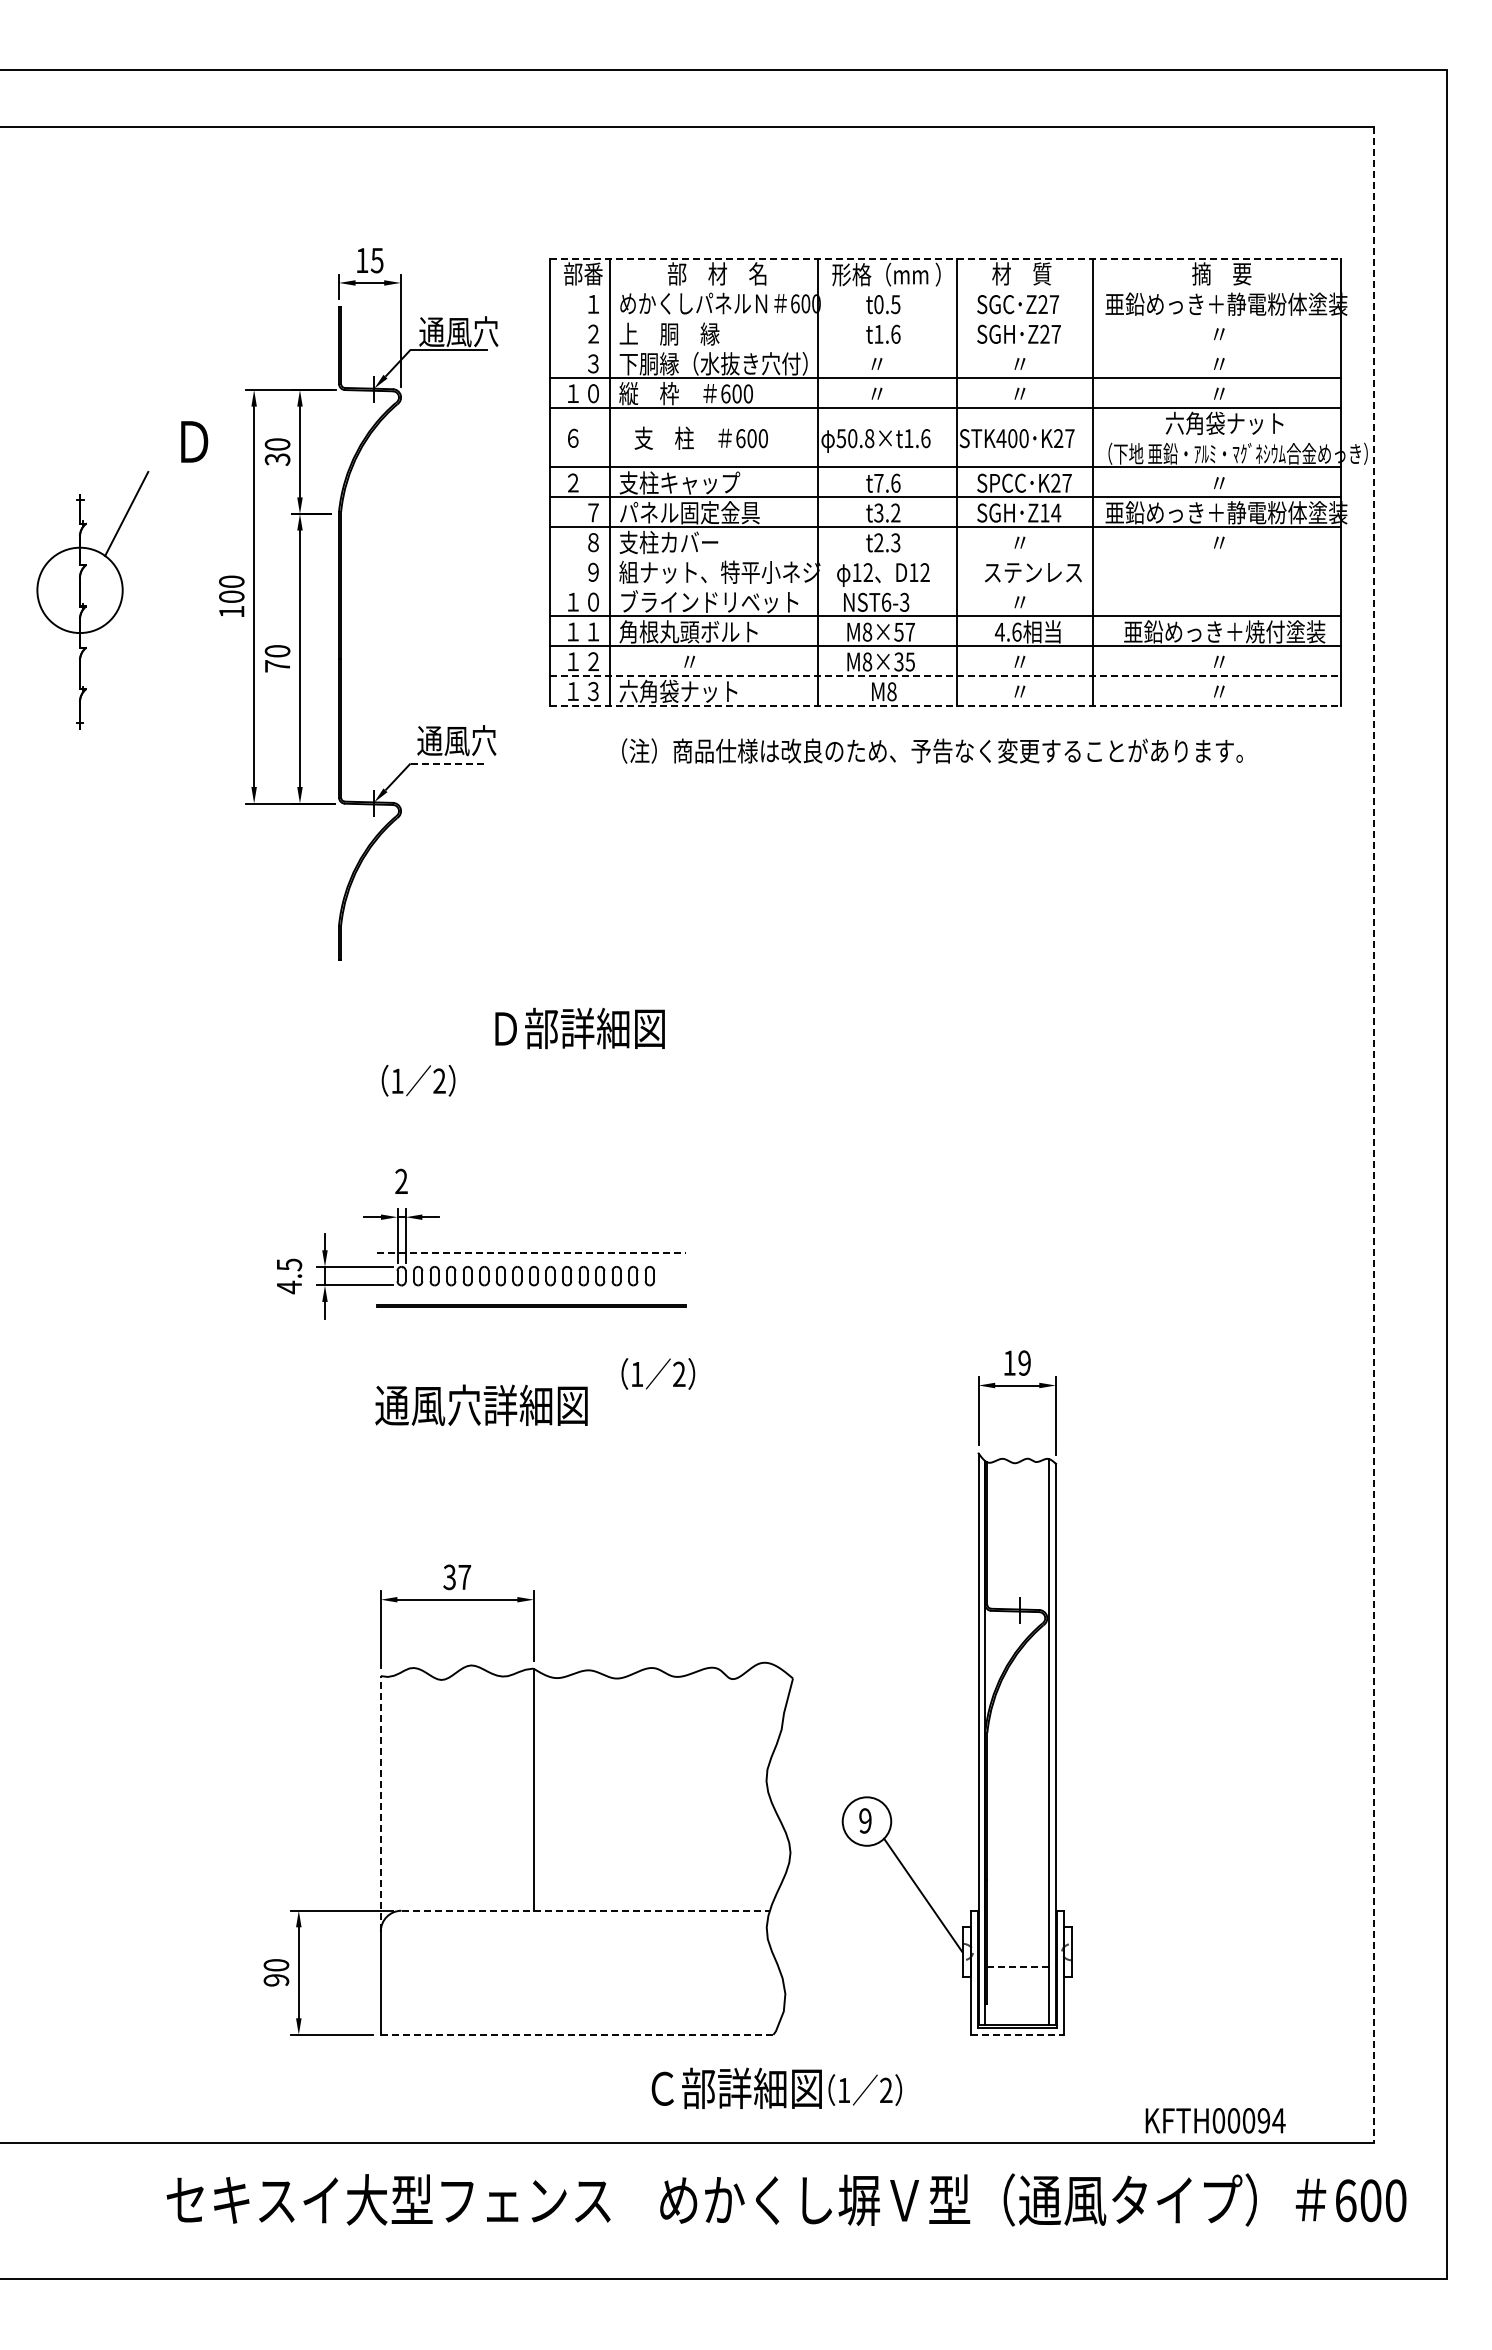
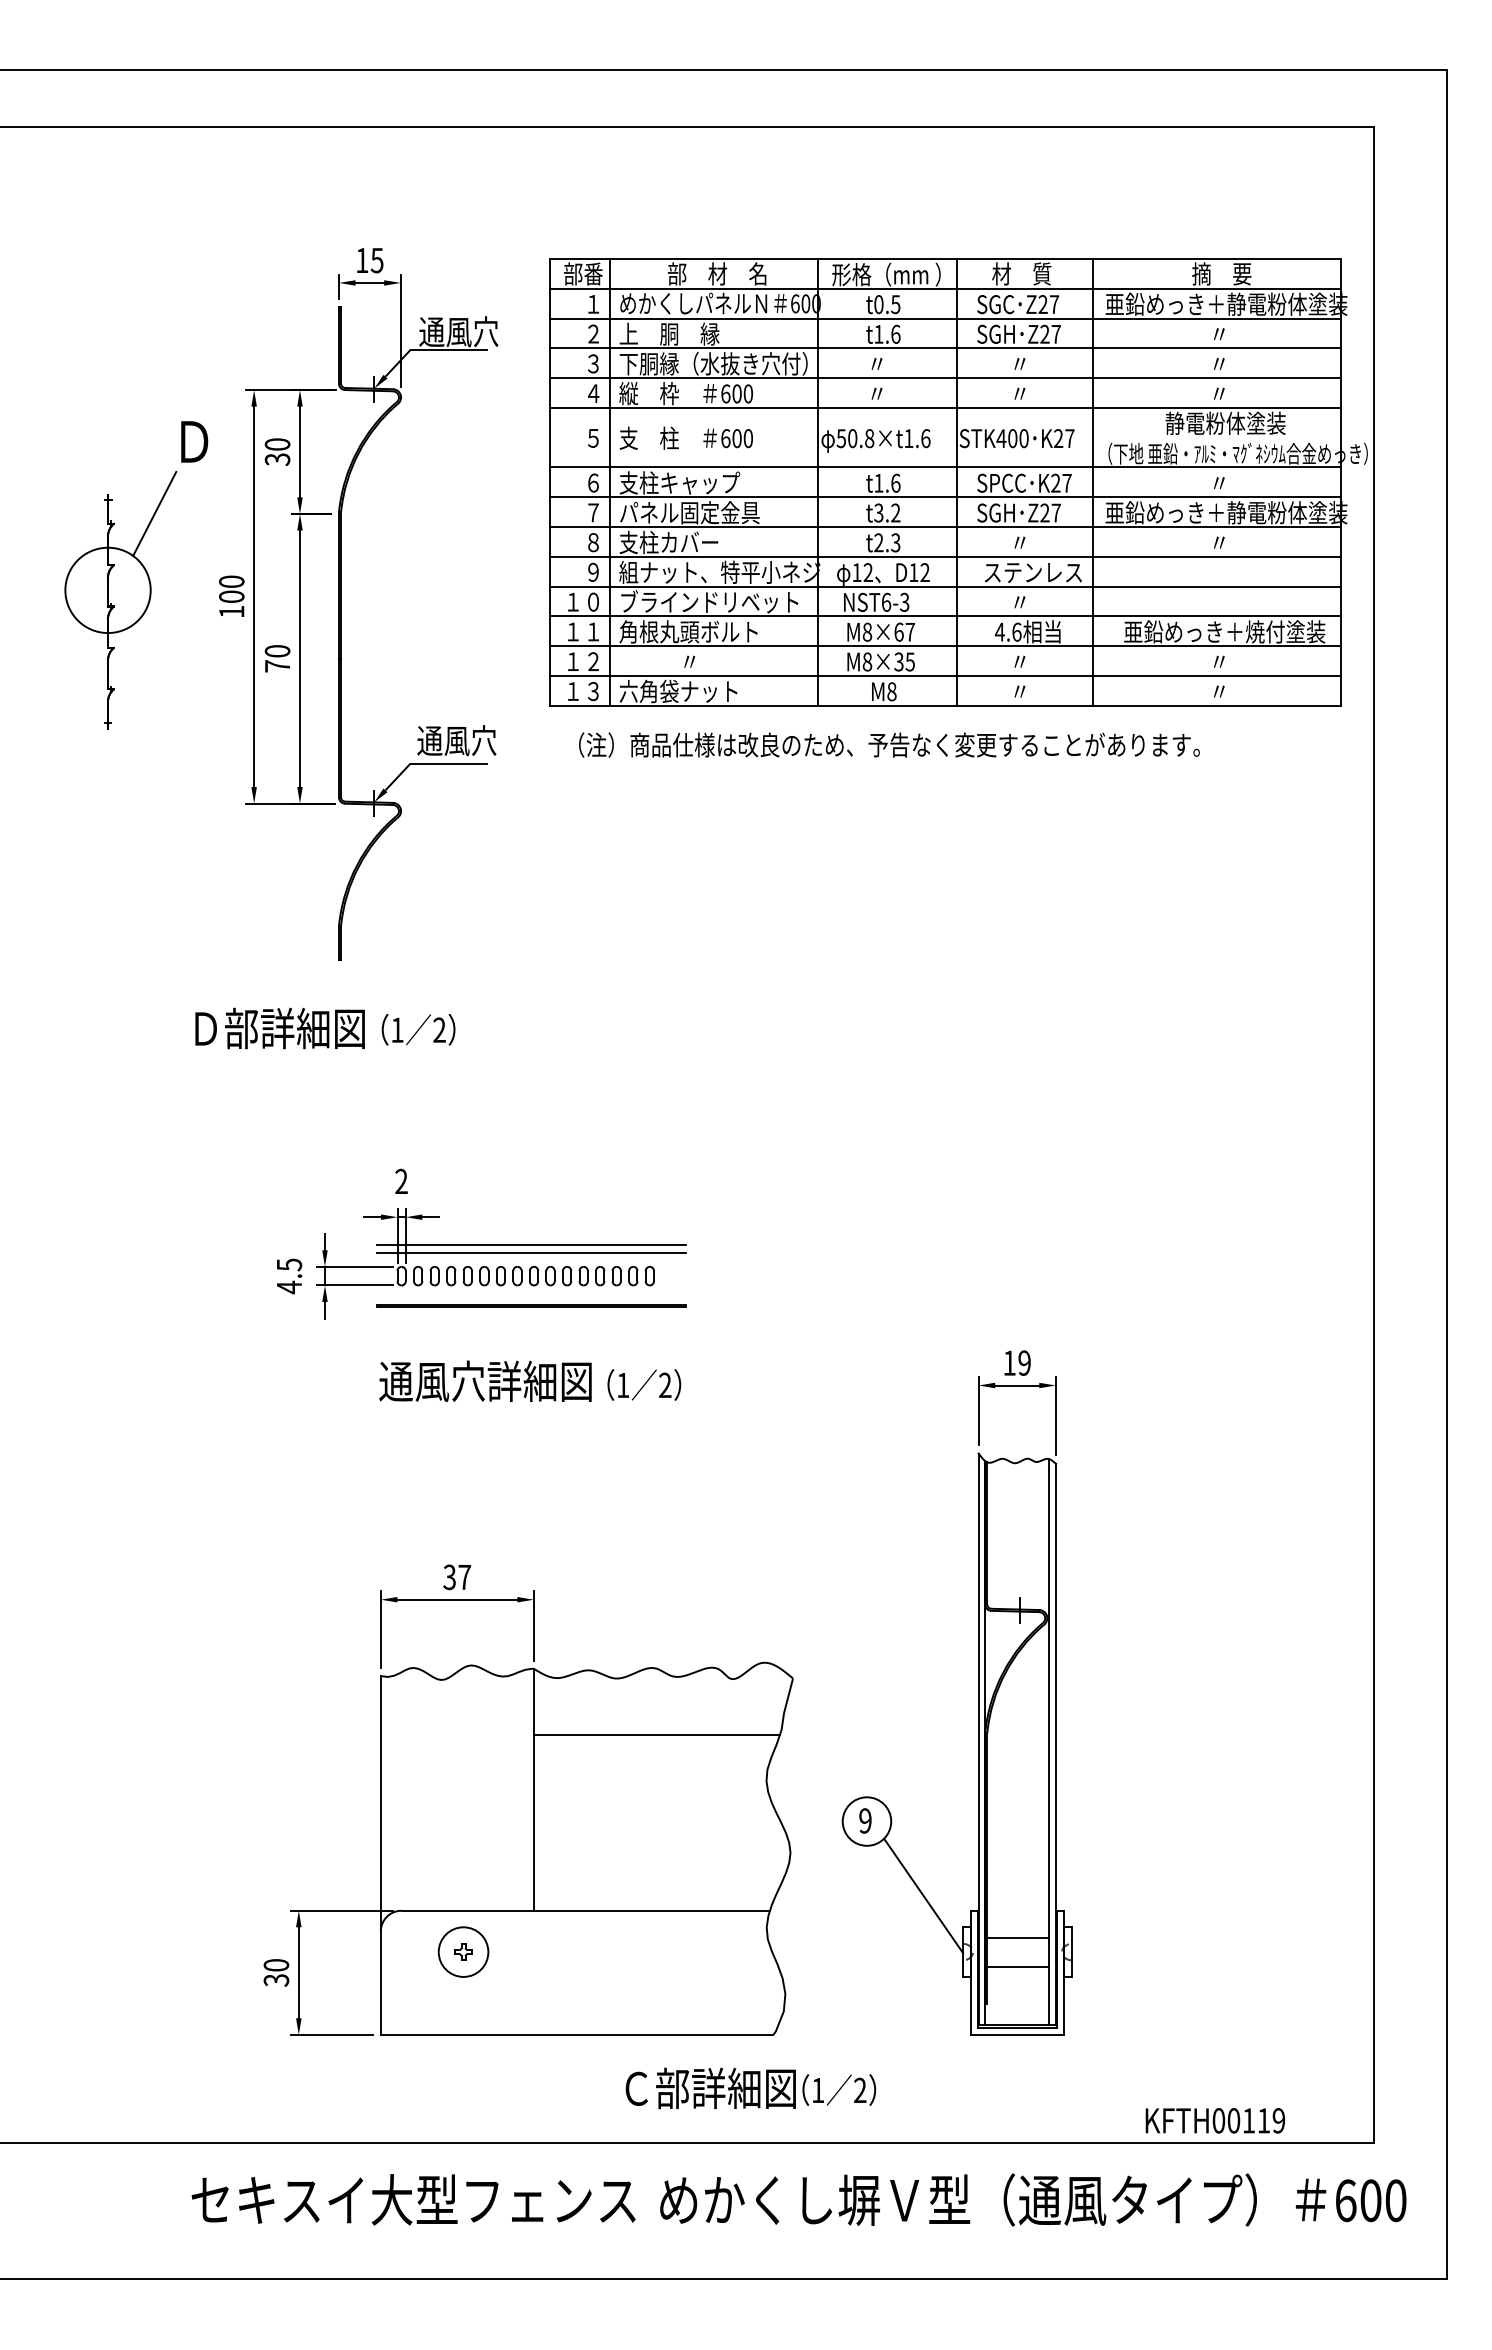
line: dashed -> solid (946, 258)
line: none -> present (945, 288)
line: none -> present (945, 318)
line: none -> present (945, 348)
text: １０ -> ４ (583, 393)
text: 六角袋ナット -> 静電粉体塗装 (1225, 423)
text: ６ -> ５ (583, 437)
text position: (700, 437) -> (685, 437) (685, 437)
text: ２ -> ６ (583, 482)
text: t7.6 -> t1.6 (878, 483)
text: Z14 -> Z27 (1050, 512)
line: none -> present (945, 556)
line: none -> present (945, 586)
part position: (92, 600) -> (120, 600) (120, 600)
text: M8×57 -> M8×67 (898, 631)
line: dashed -> solid (946, 675)
line: dashed -> solid (946, 705)
text position: (932, 750) -> (889, 744) (889, 744)
line: dashed -> solid (449, 763)
text position: (579, 1028) -> (279, 1028) (279, 1028)
text position: (418, 1080) -> (418, 1029) (418, 1029)
line: dashed -> solid (1373, 1135)
line: none -> present (531, 1245)
line: dashed -> solid (531, 1252)
text position: (658, 1373) -> (644, 1384) (644, 1384)
text position: (481, 1405) -> (485, 1381) (485, 1381)
line: none -> present (656, 1734)
line: dashed -> solid (380, 1803)
line: dashed -> solid (586, 1910)
line: none -> present (1018, 1937)
part: none -> present (463, 1951)
line: dashed -> solid (1018, 1966)
text: 90 -> 30 (276, 1980)
line: dashed -> solid (577, 2034)
line: dashed -> solid (1017, 2034)
text position: (776, 2088) -> (750, 2088) (750, 2088)
text: KFTH00094 -> KFTH00119 (1263, 2120)
text position: (388, 2199) -> (413, 2199) (413, 2199)
